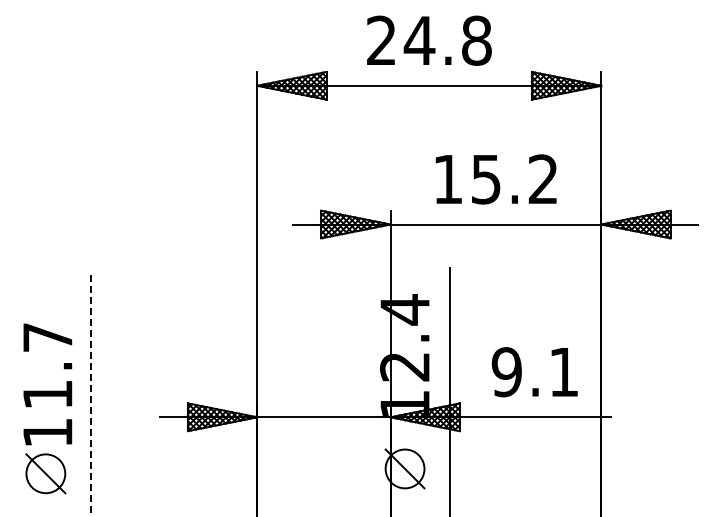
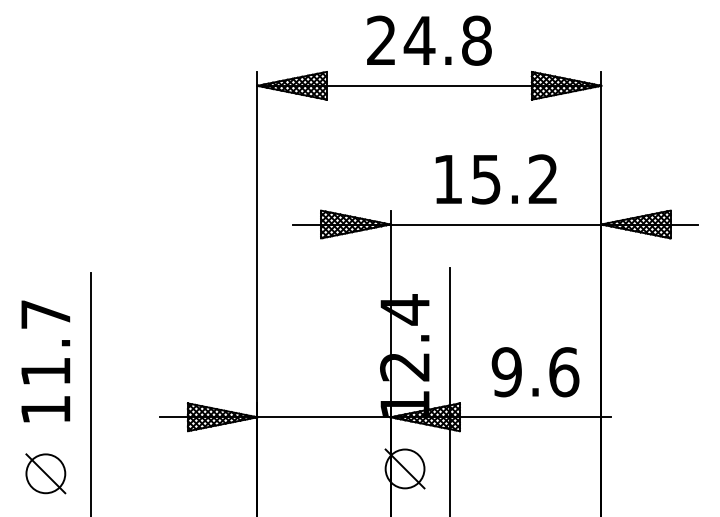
text: 9.1 -> 9.6 (564, 372)
text position: (47, 384) -> (45, 361) (45, 361)
line: dashed -> solid (90, 394)
